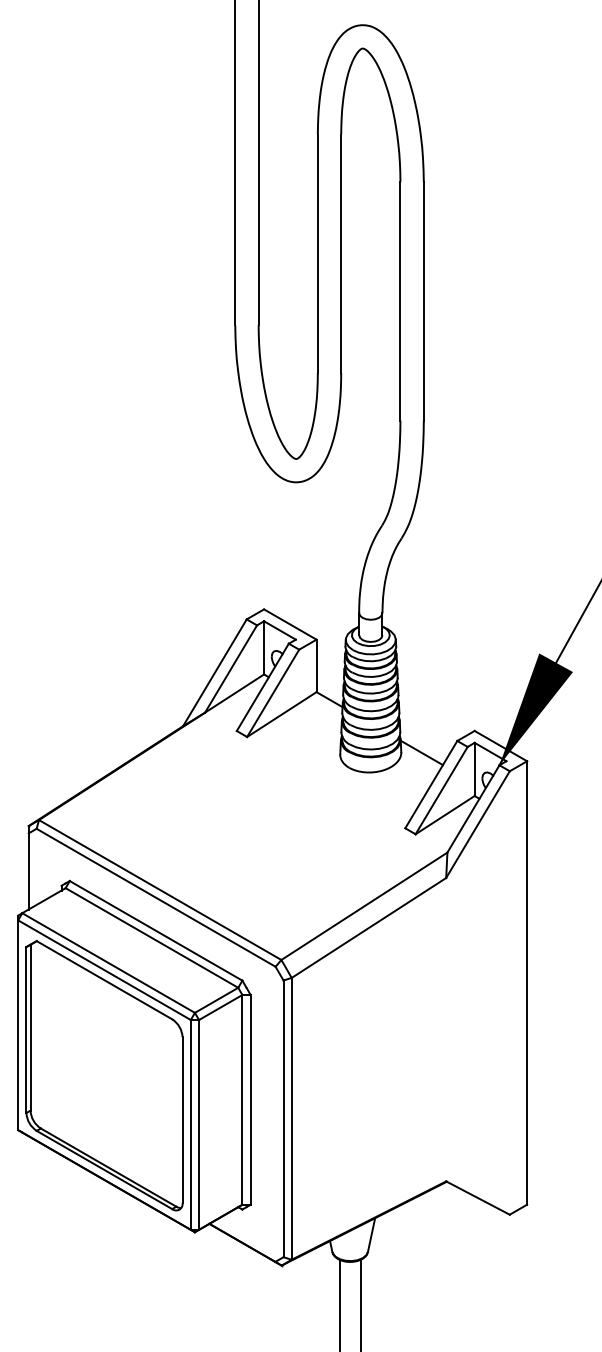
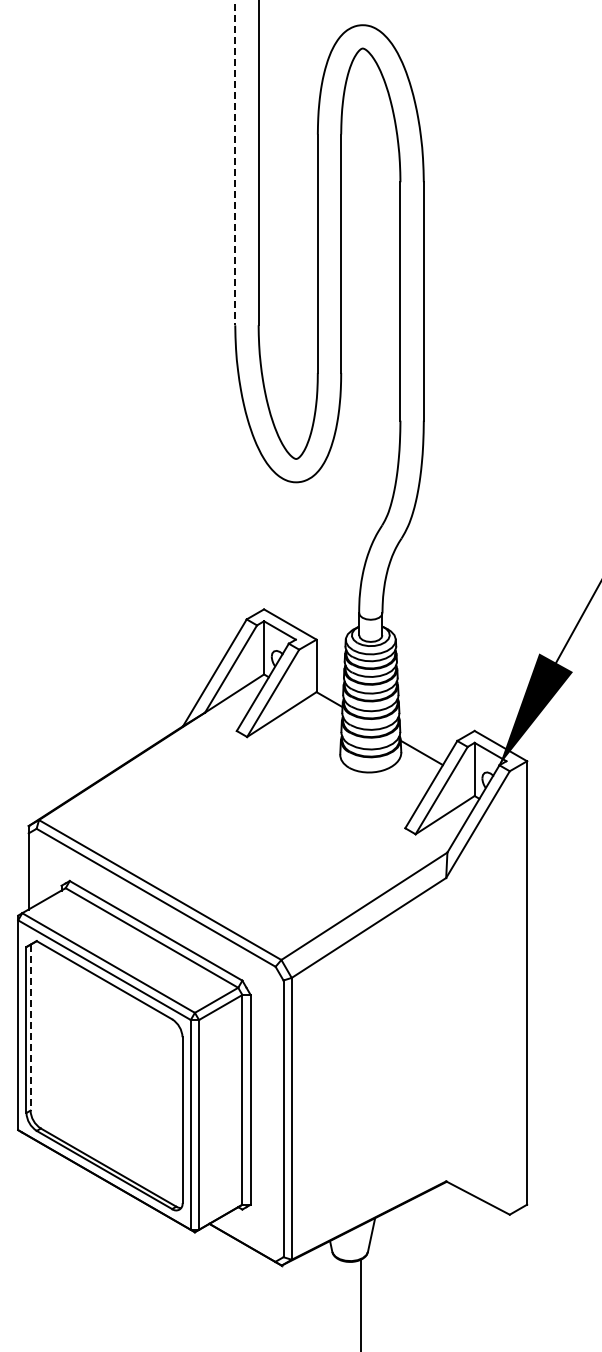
line: solid -> dashed (235, 163)
line: solid -> dashed (30, 1027)
line: present -> none (339, 1303)
